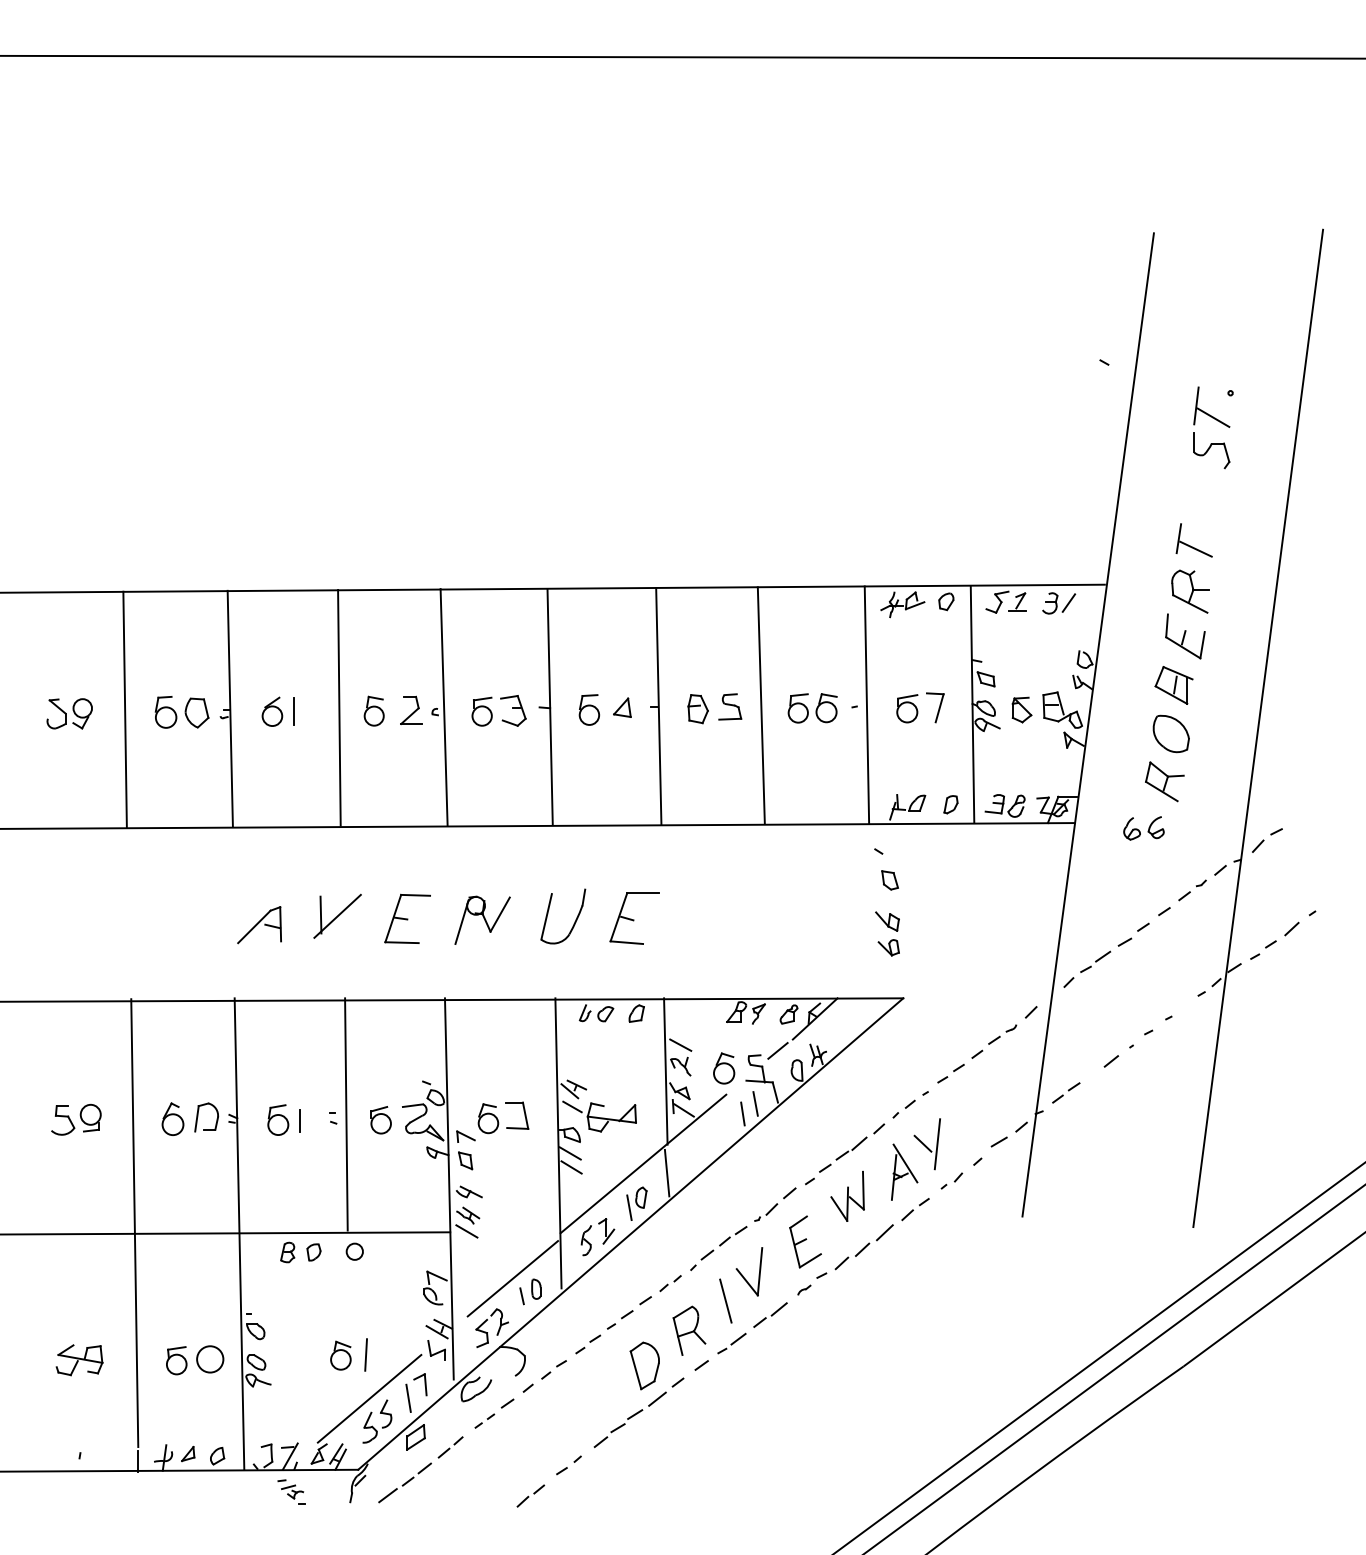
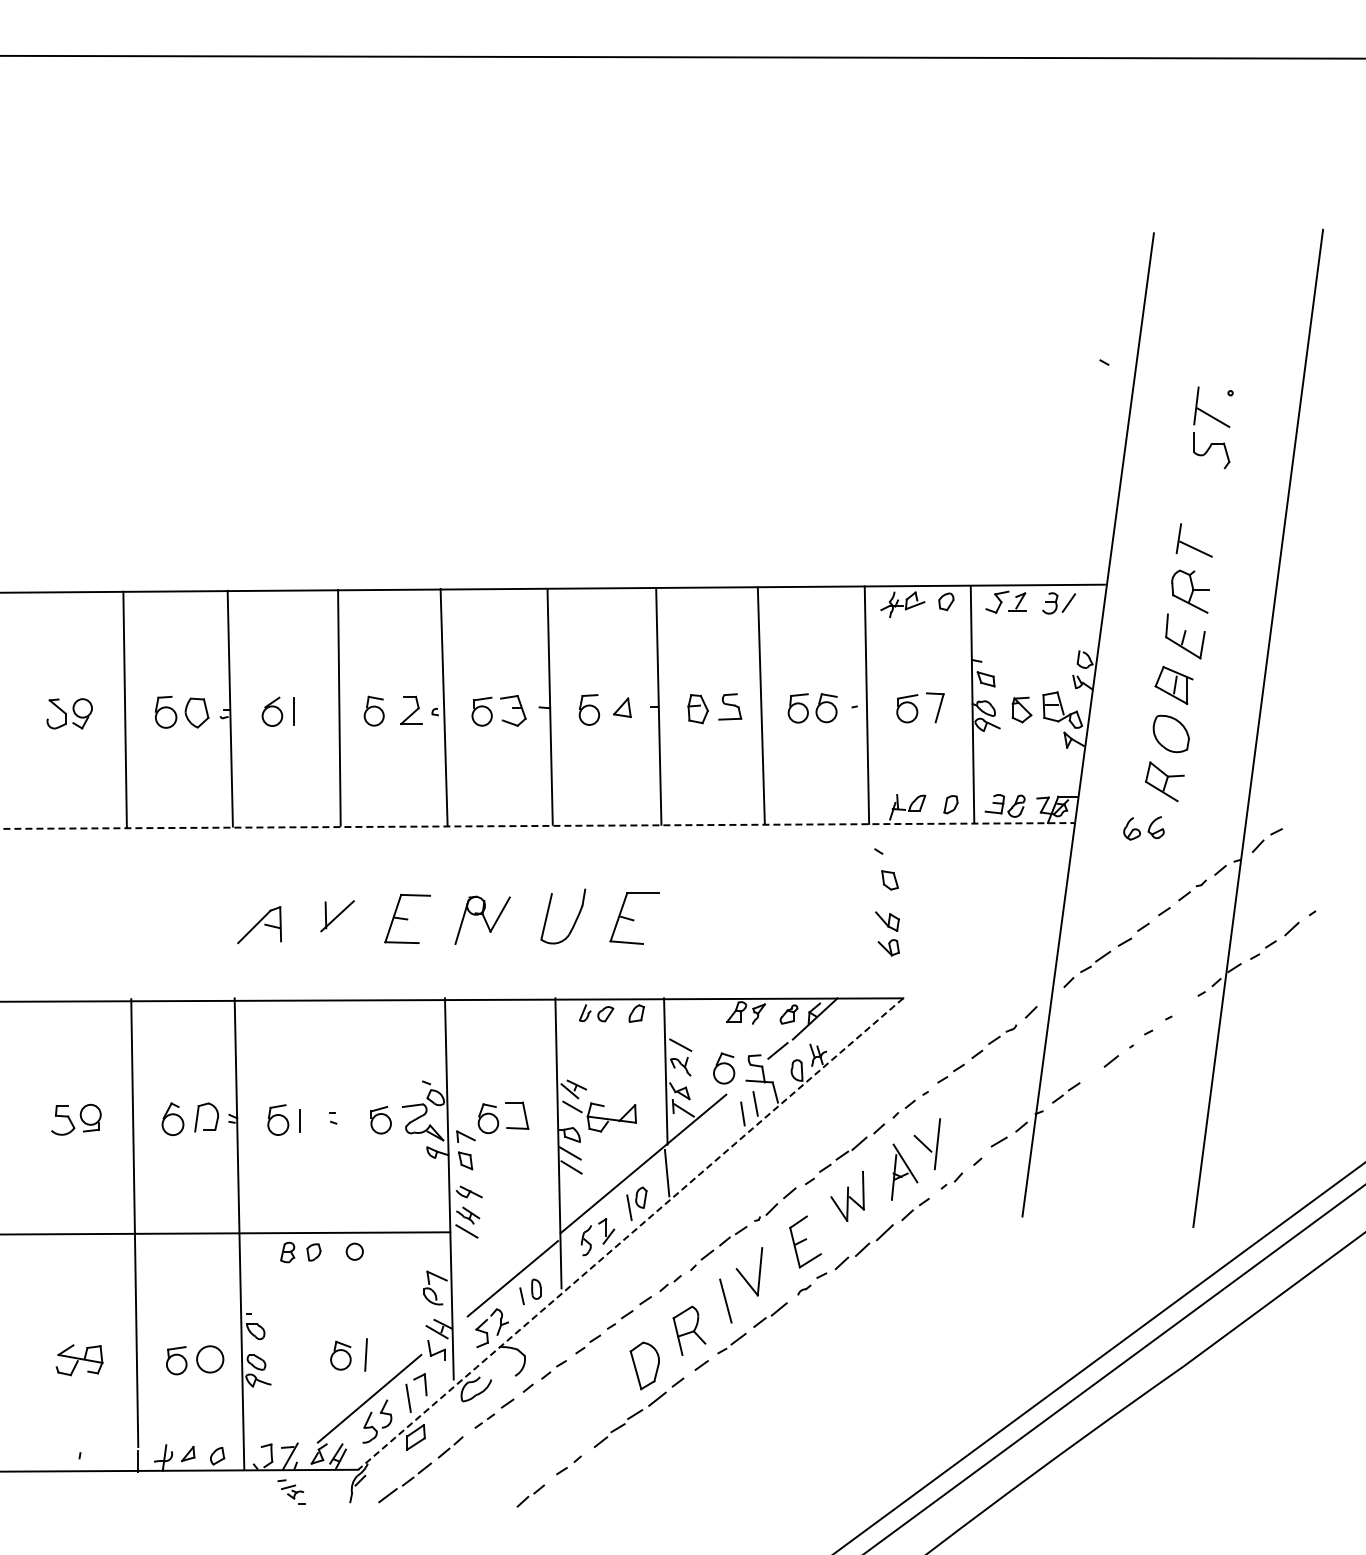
line: solid -> dashed (537, 825)
part size: 49x46 px -> 35x33 px (337, 916)
line: present -> none (346, 1114)
line: solid -> dashed (630, 1234)
